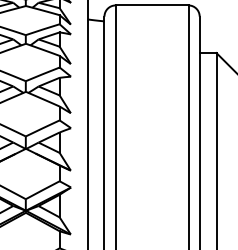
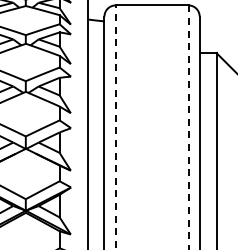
line: solid -> dashed (115, 127)
line: solid -> dashed (188, 128)
